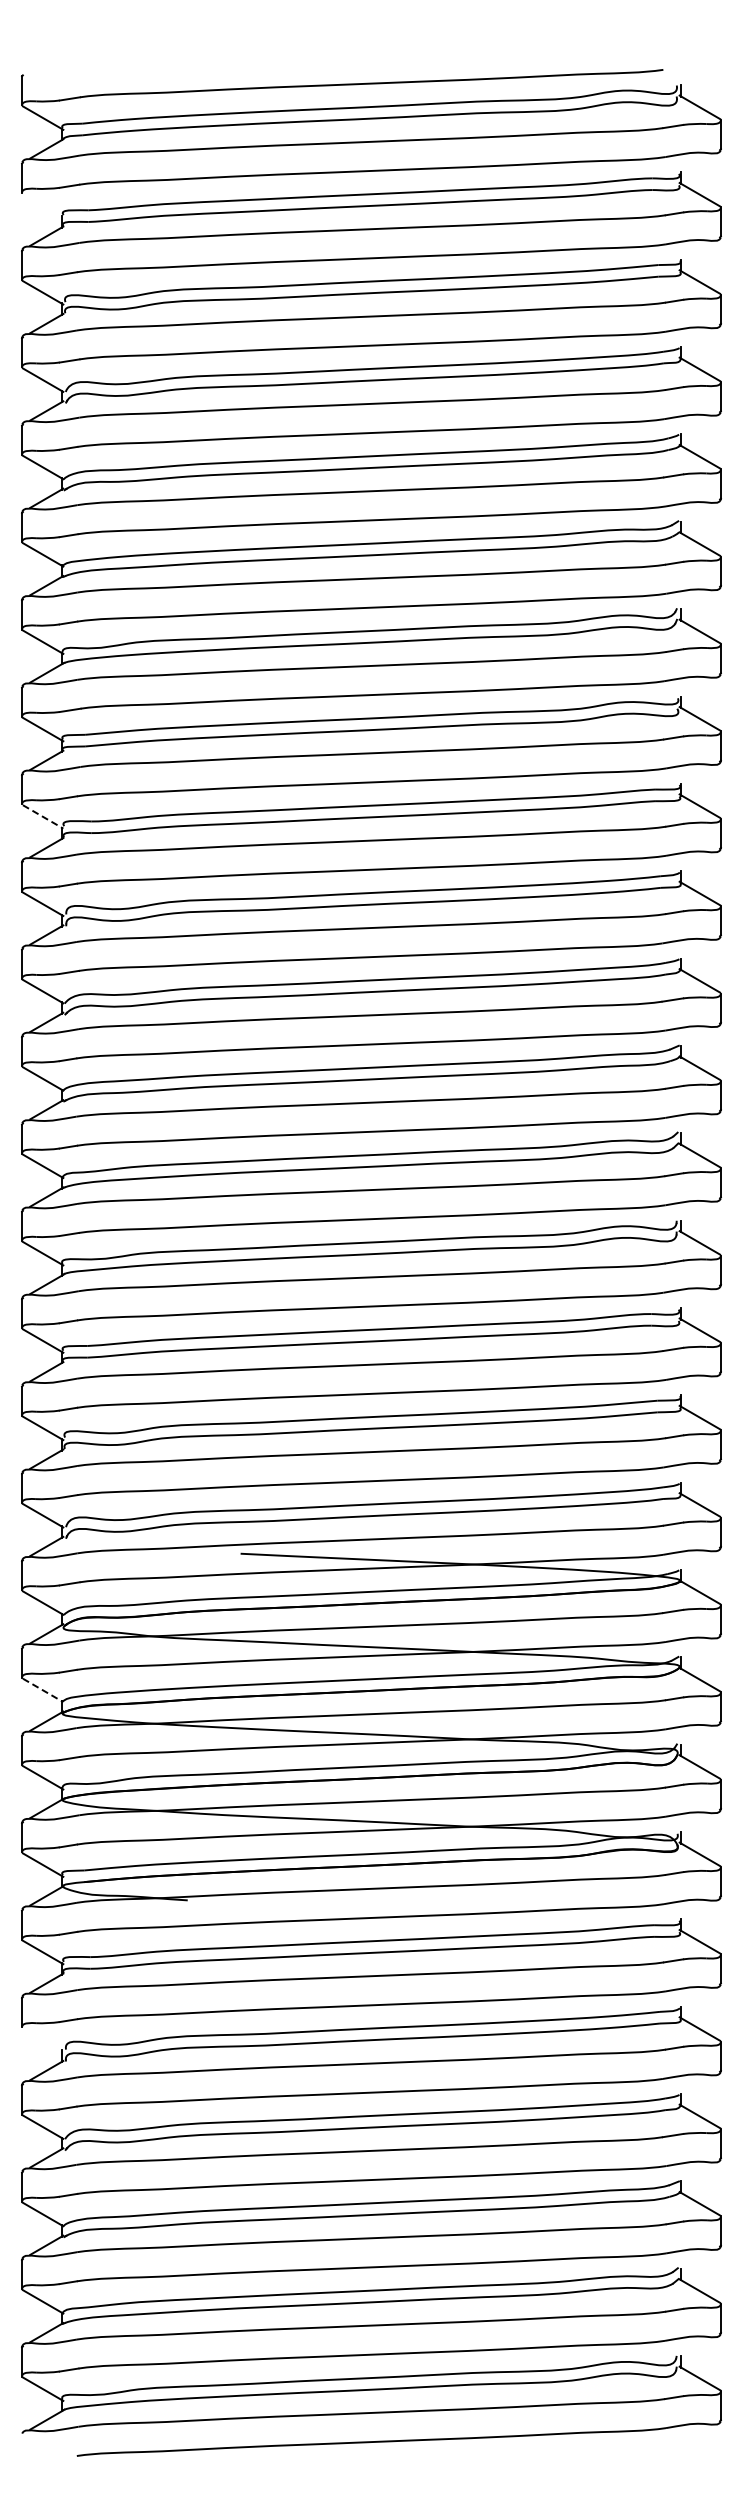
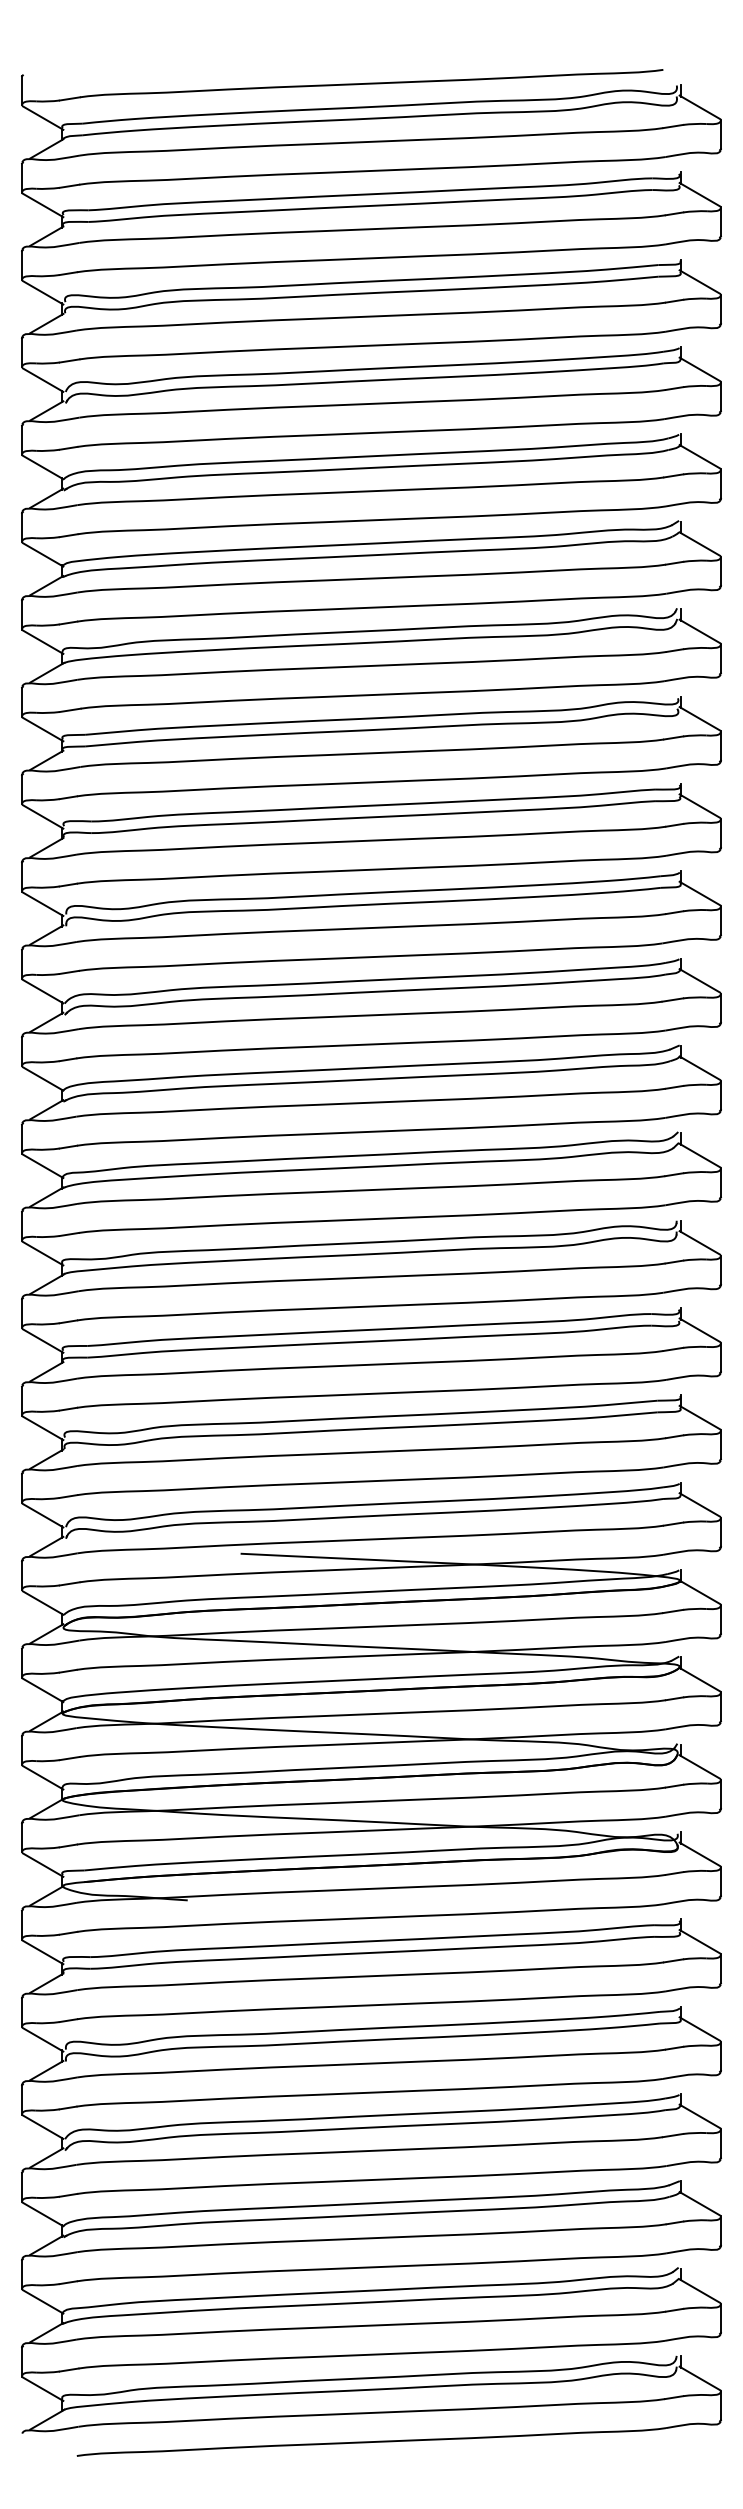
line: none -> present (42, 205)
line: dashed -> solid (43, 817)
line: dashed -> solid (43, 1690)
line: none -> present (42, 2039)
